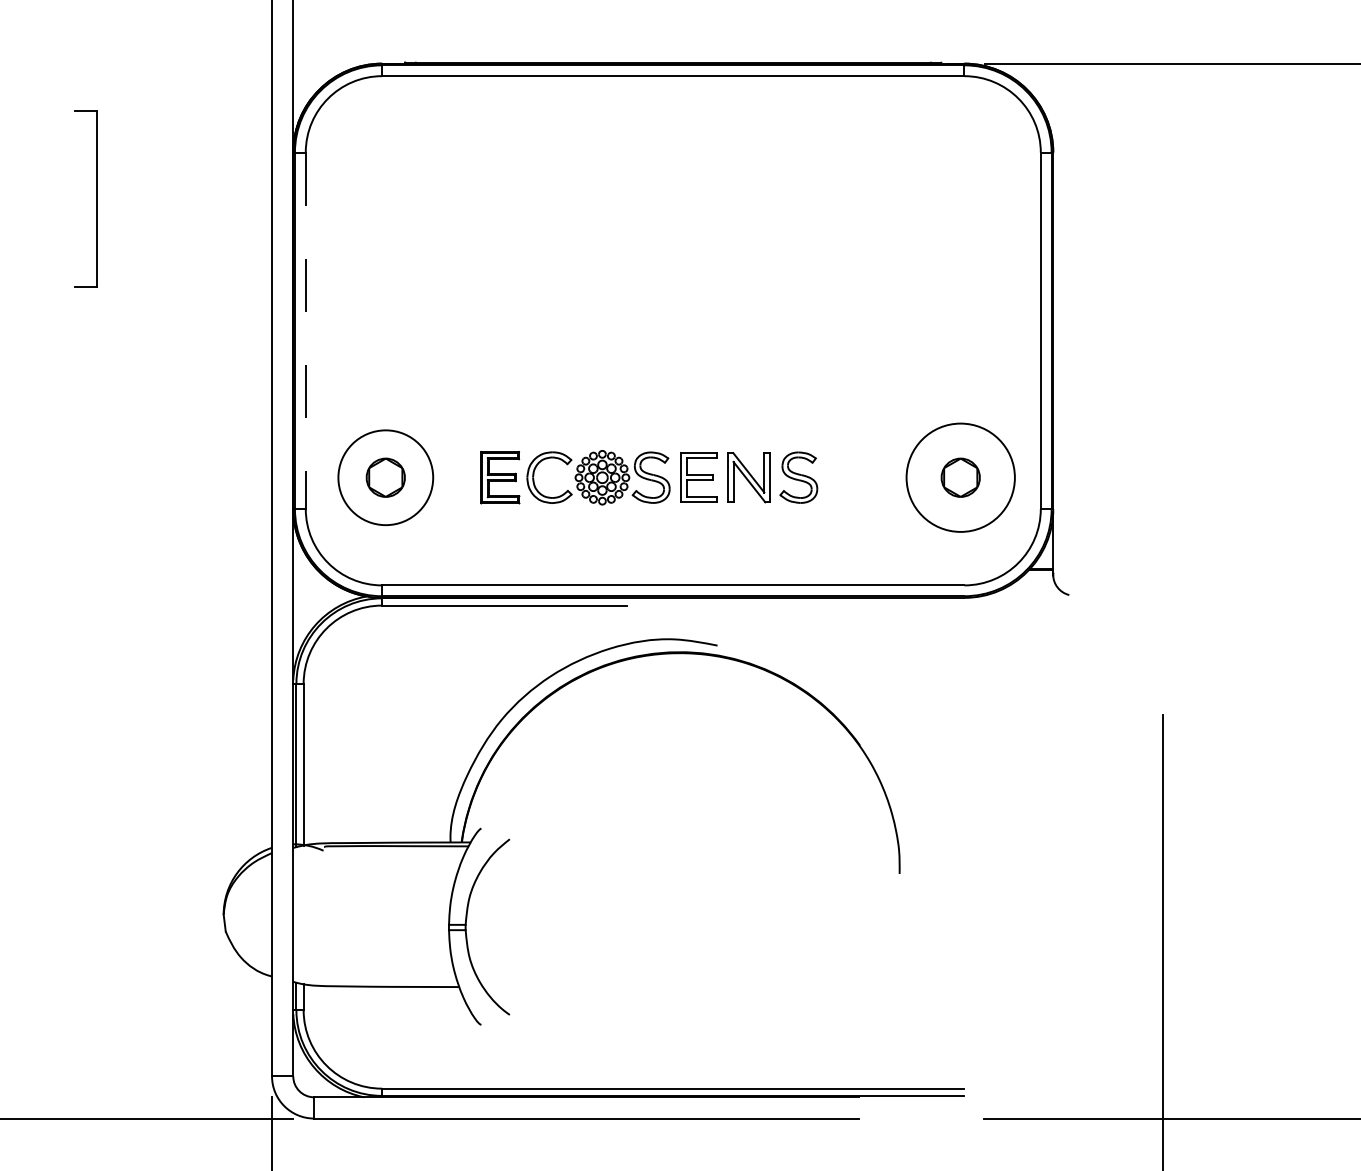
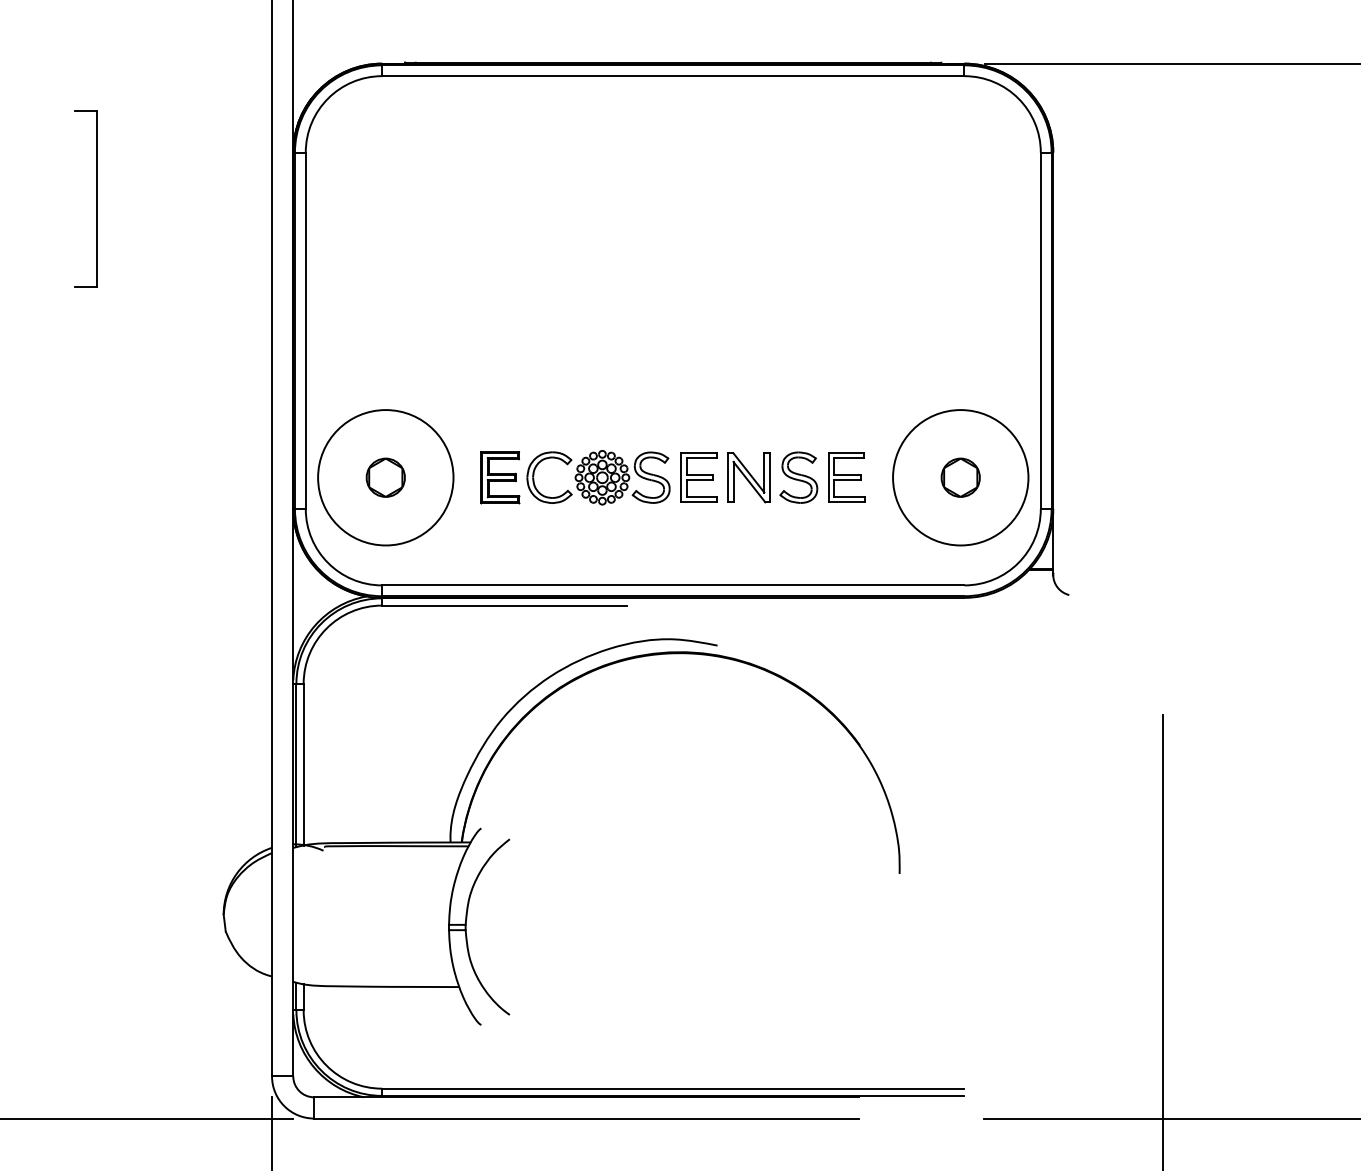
line: dashed -> solid (305, 331)
circle diameter: 95 px -> 135 px (385, 477)
part: none -> present (846, 477)
circle diameter: 108 px -> 135 px (960, 477)
